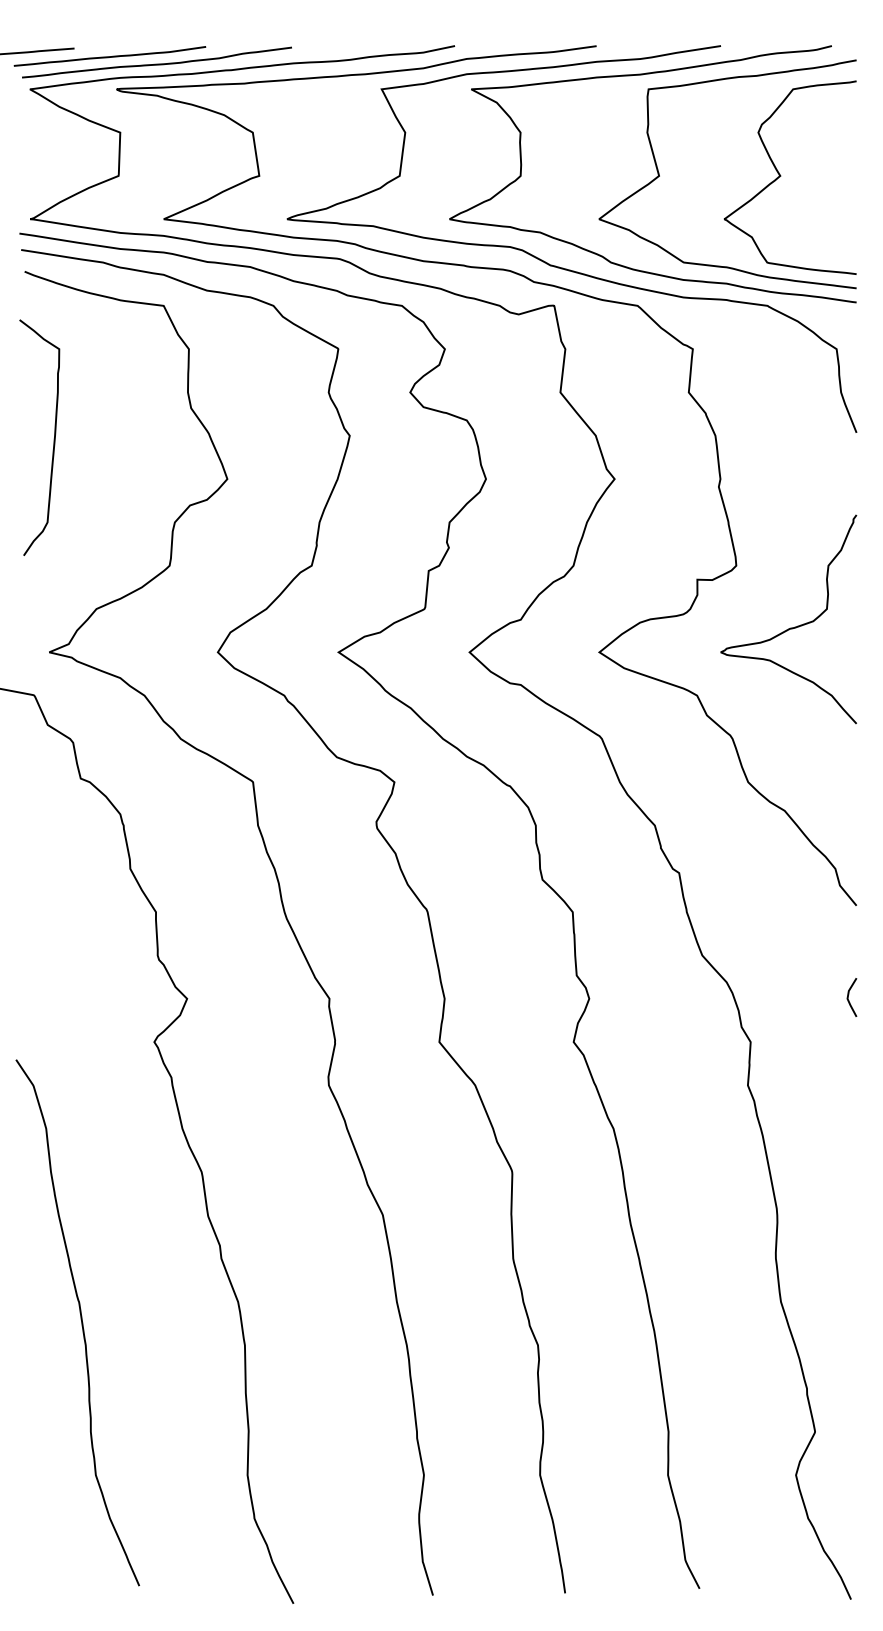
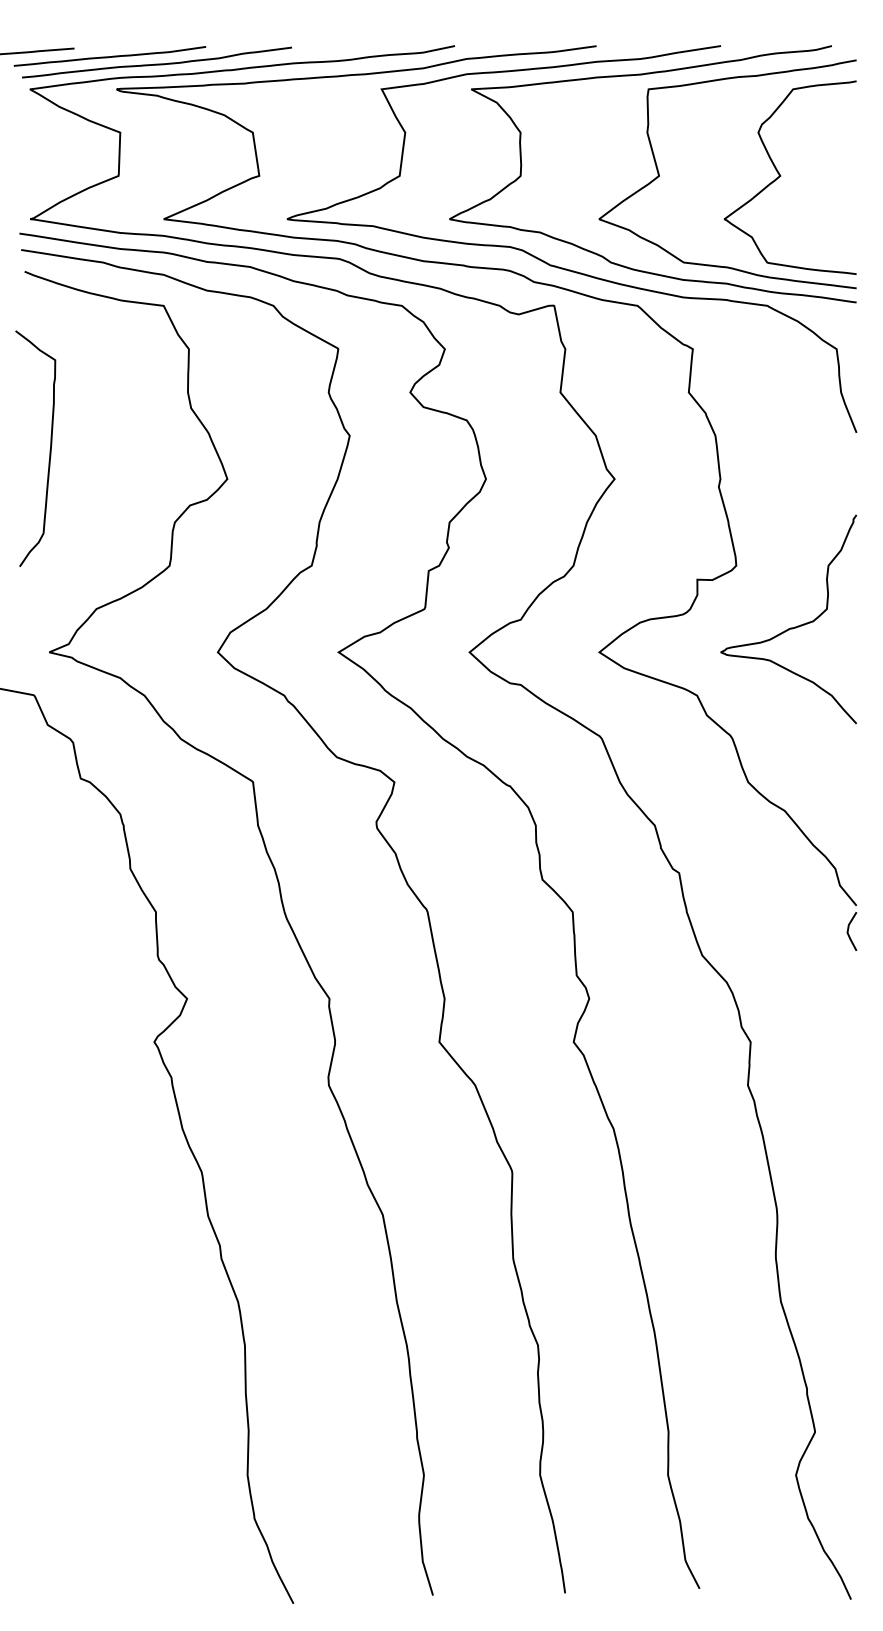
curve position: (53, 438) -> (49, 449) (49, 449)
line position: (848, 997) -> (848, 931) (848, 931)
curve: present -> none (81, 1322)
